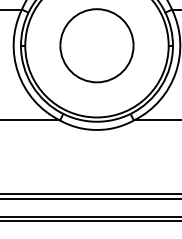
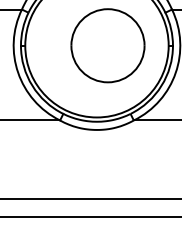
part position: (96, 45) -> (107, 45) (107, 45)
line: present -> none (90, 193)
line: present -> none (90, 221)
